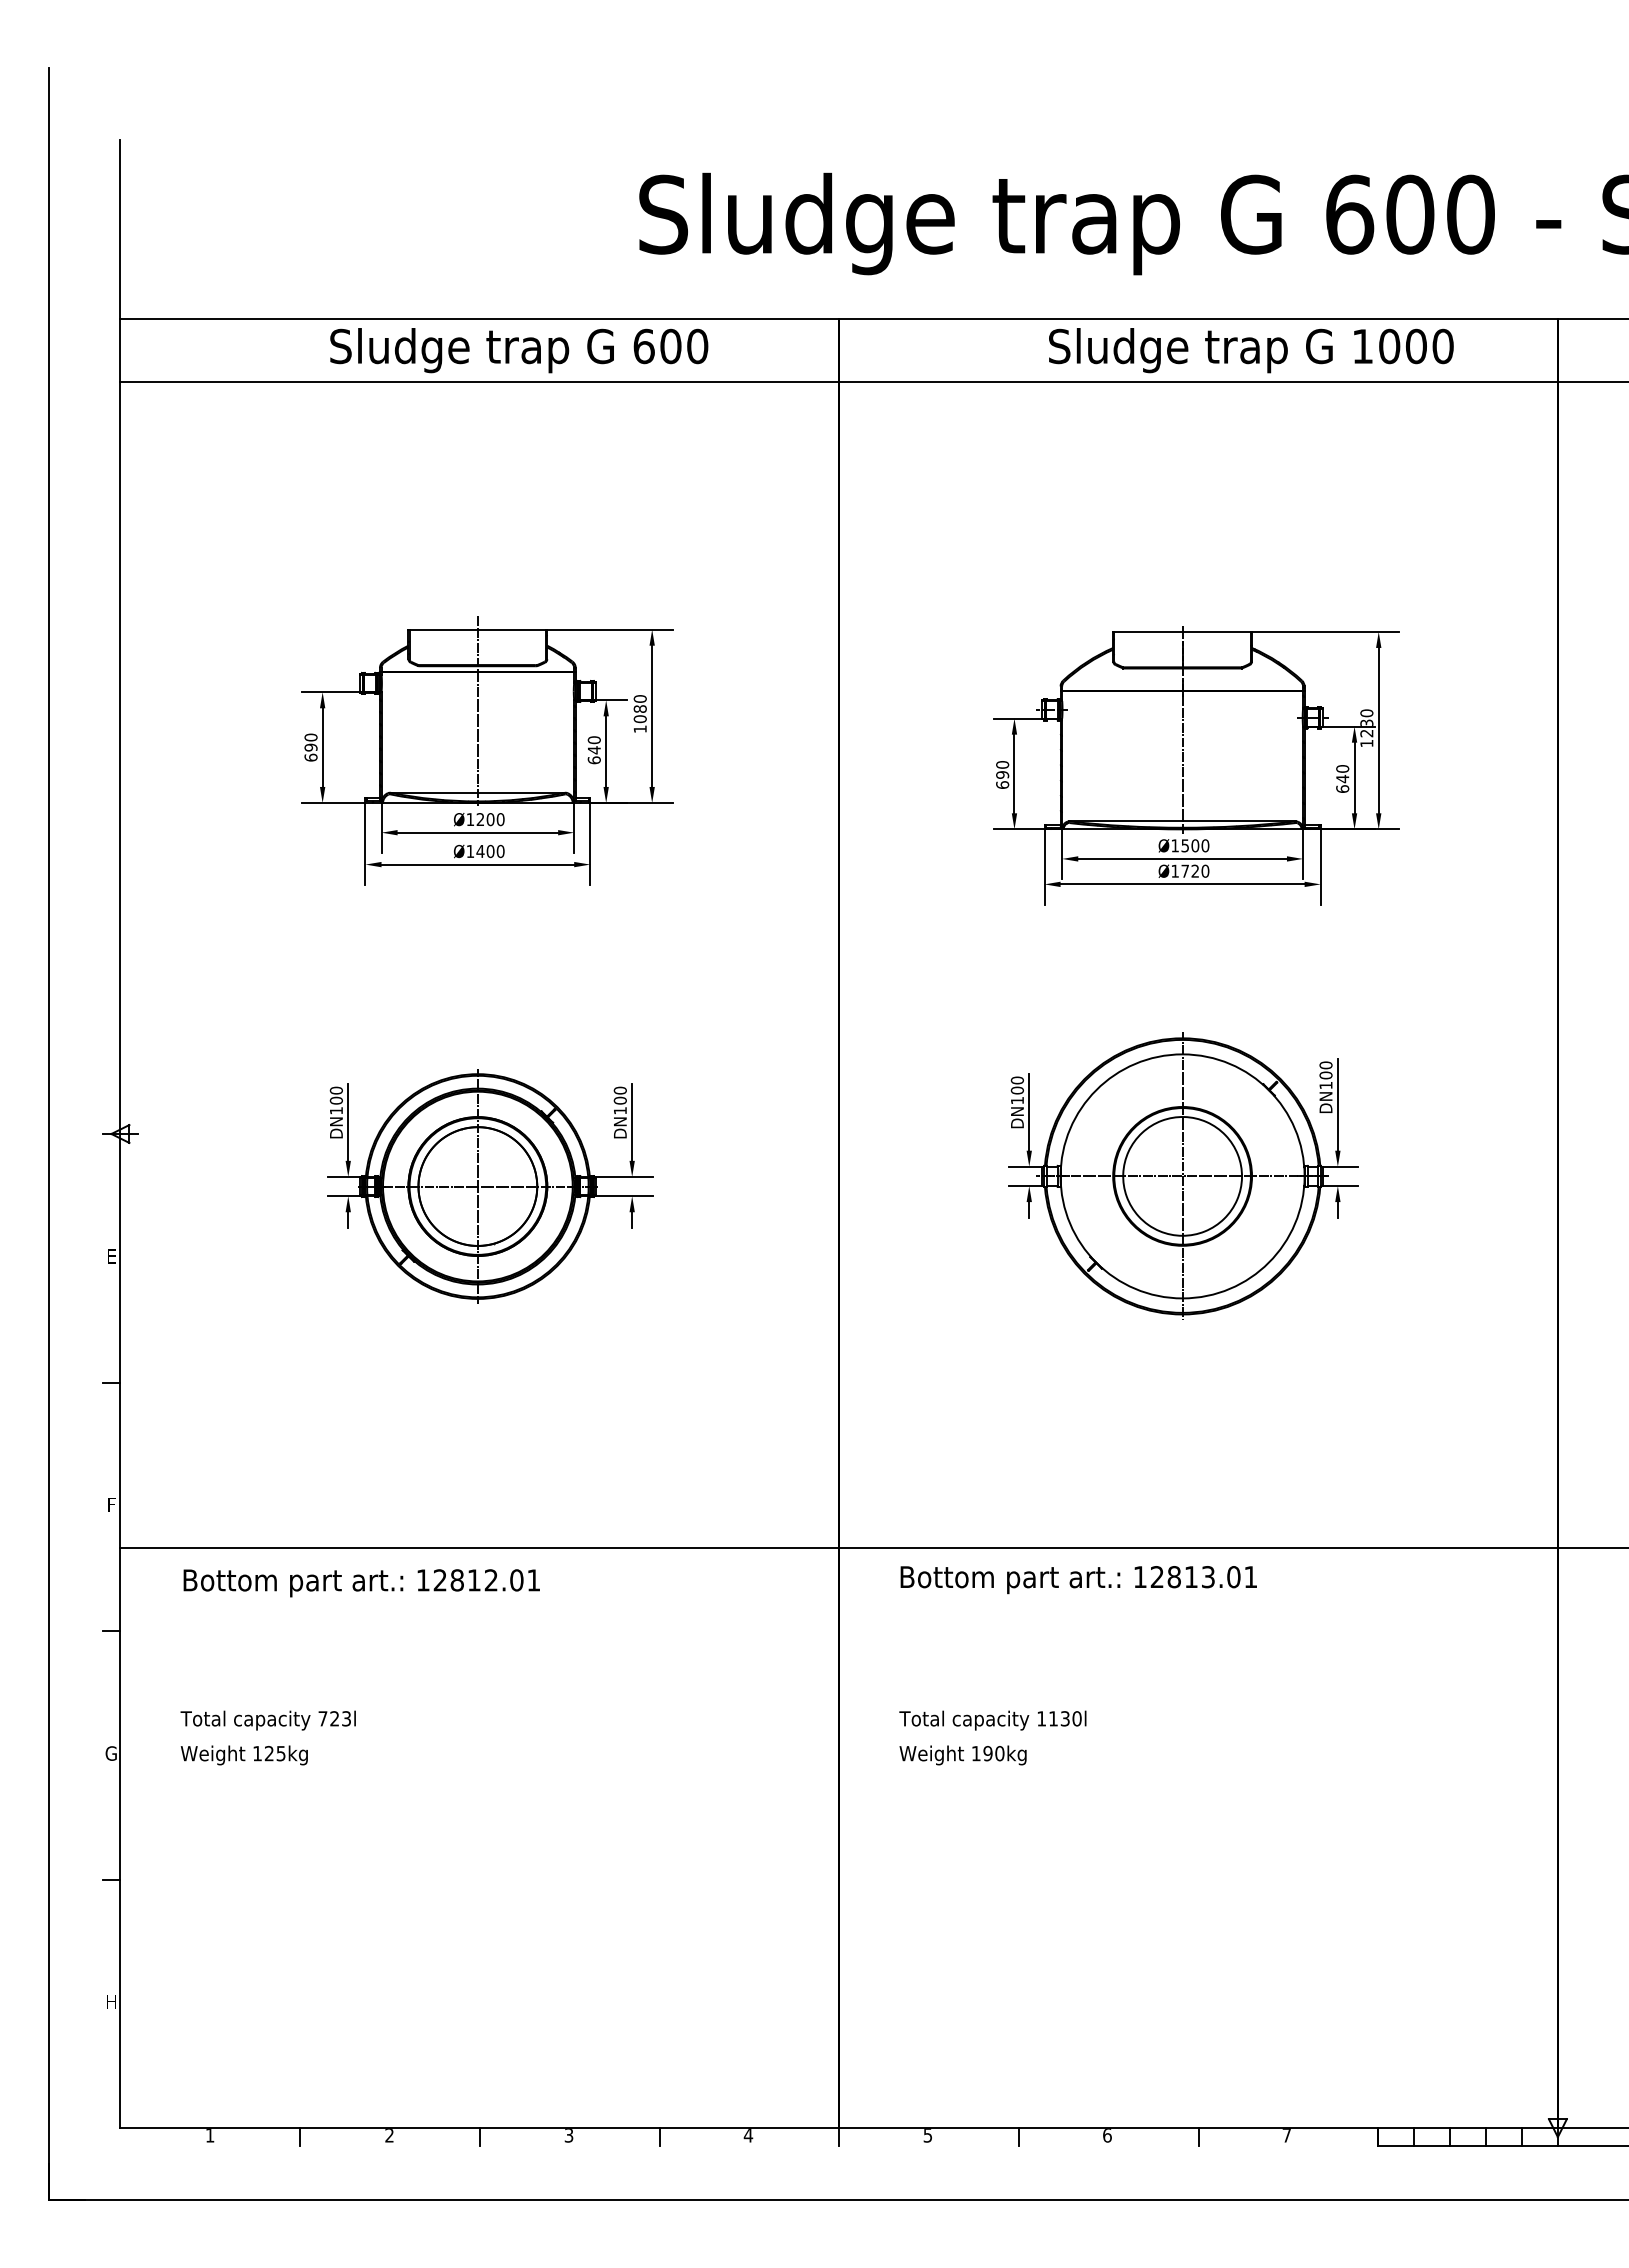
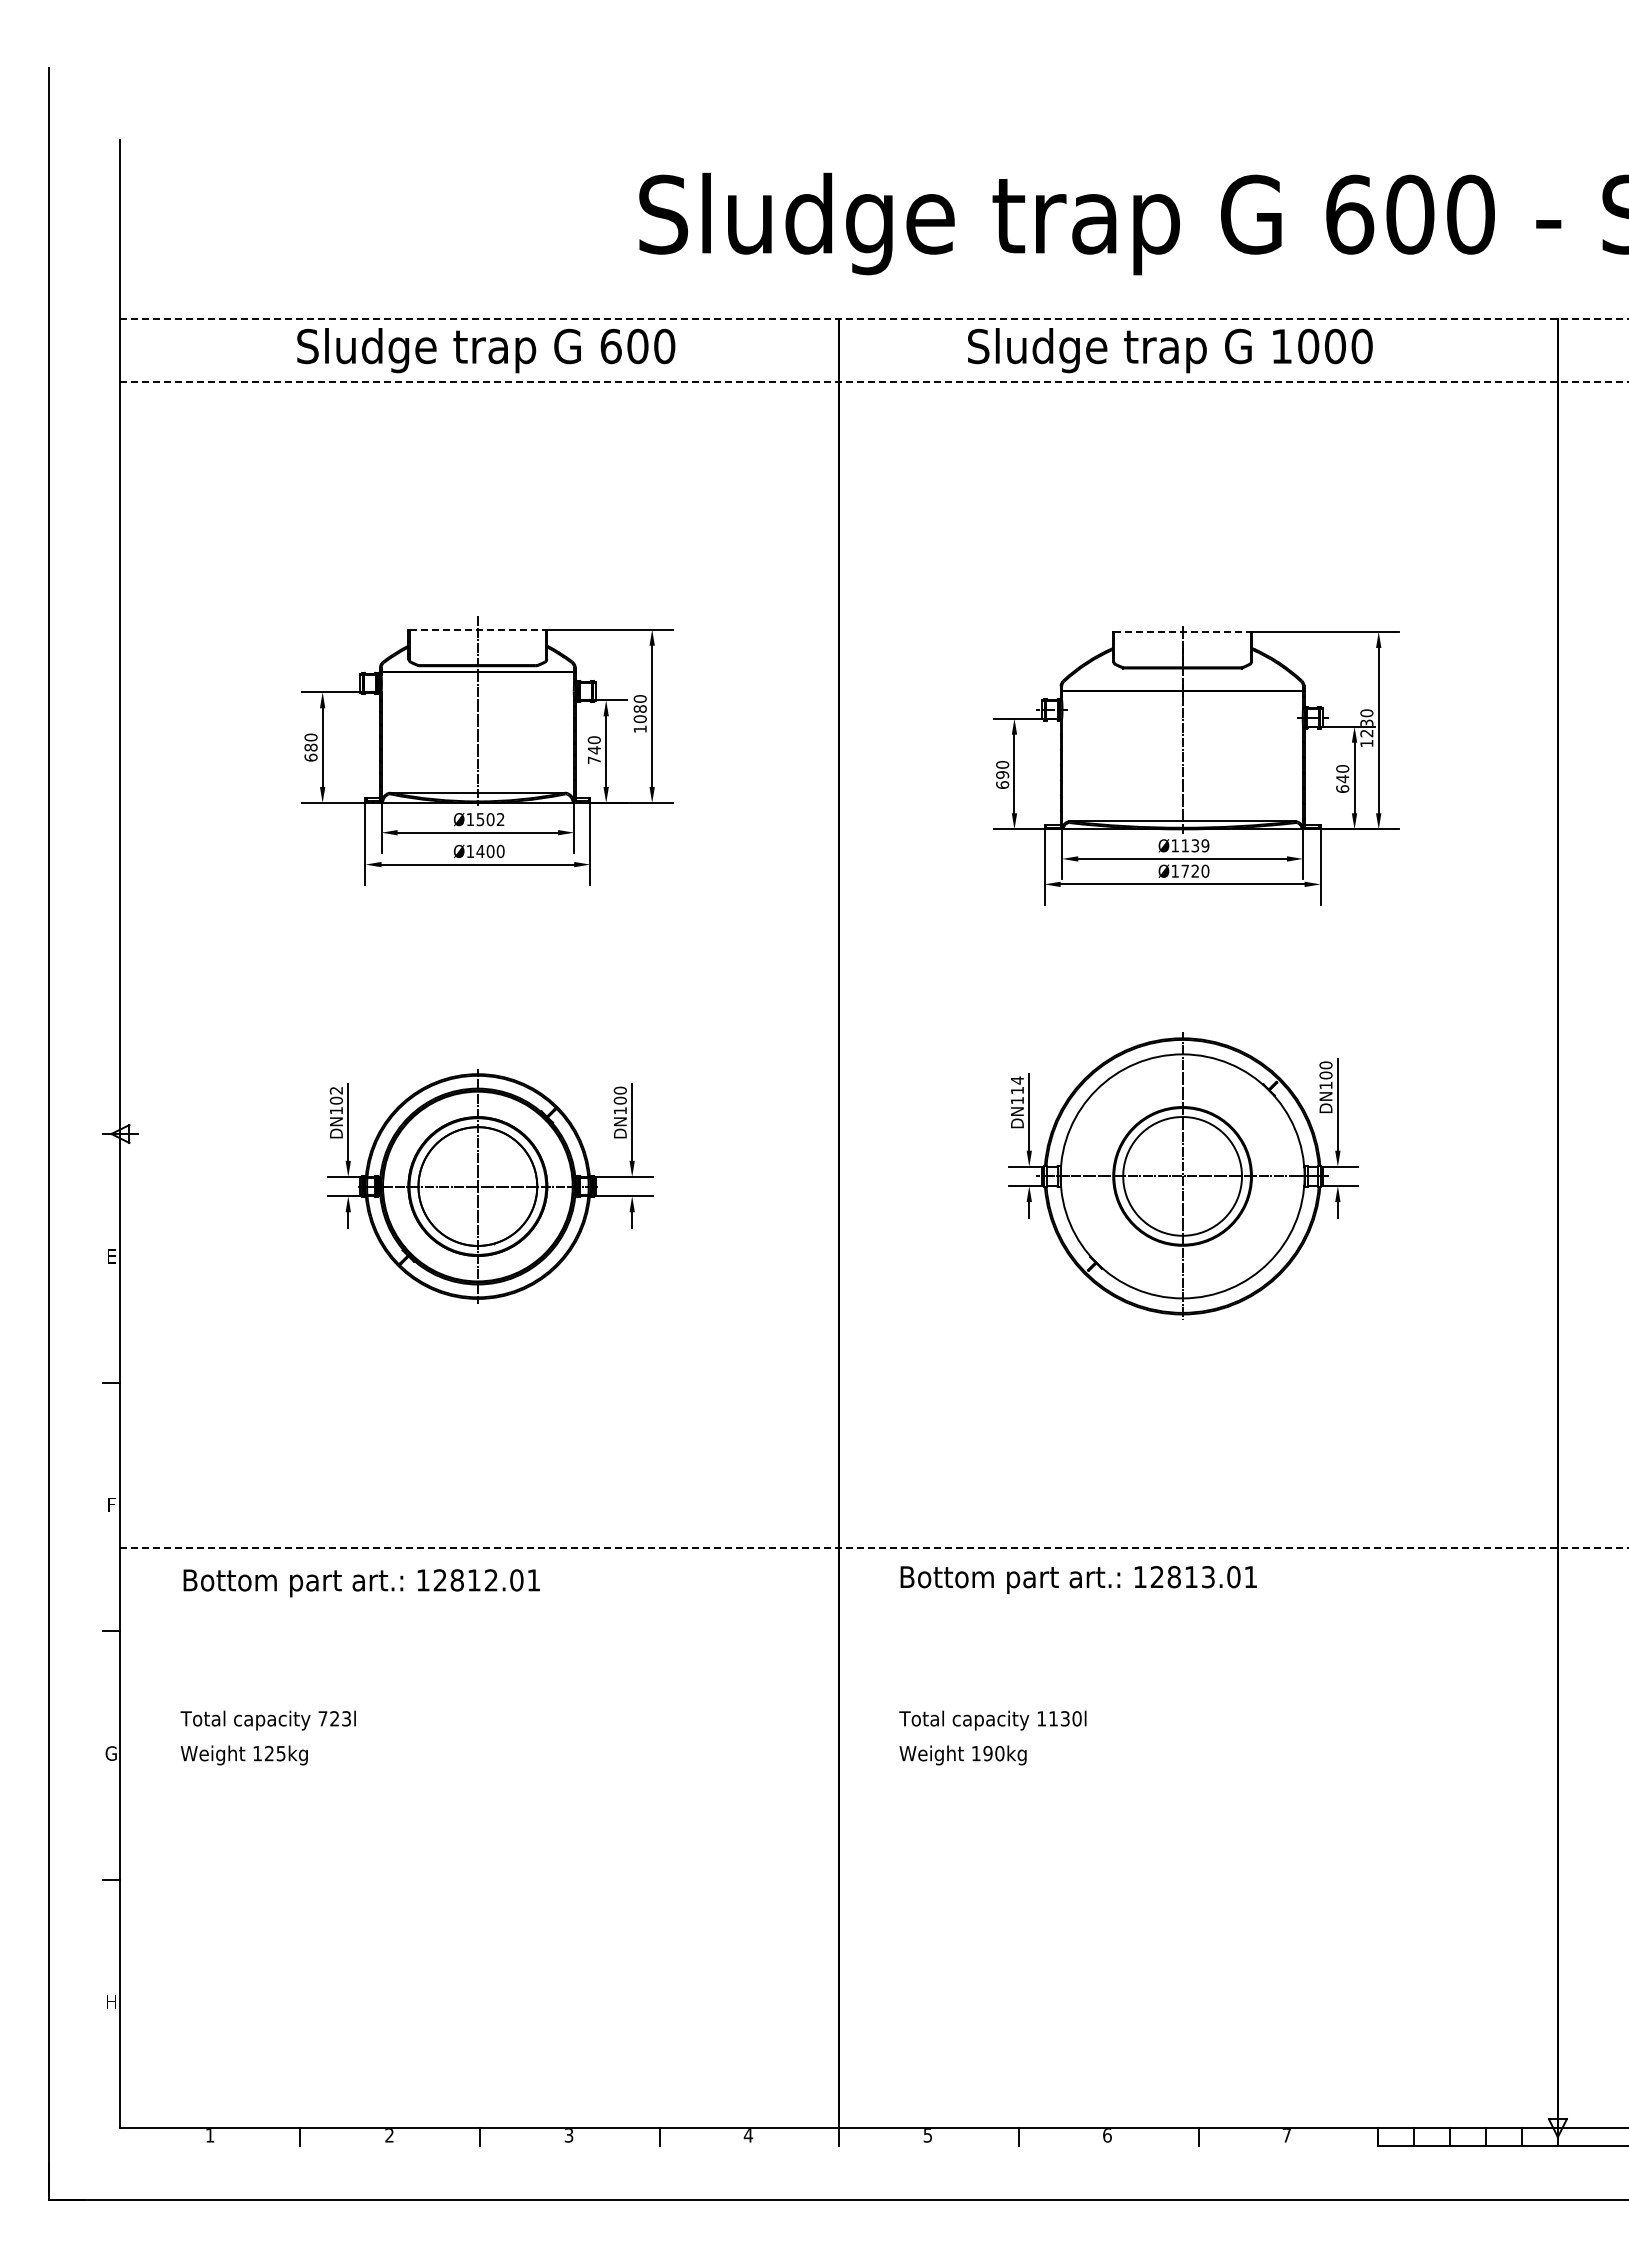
line: solid -> dashed (874, 319)
text position: (519, 350) -> (486, 350) (486, 350)
text position: (1251, 350) -> (1170, 350) (1170, 350)
line: solid -> dashed (874, 382)
line: solid -> dashed (478, 629)
line: solid -> dashed (1183, 631)
text: 690 -> 680 (310, 747)
text: 640 -> 740 (593, 760)
text: Ø1200 -> Ø1502 (490, 819)
text: Ø1500 -> Ø1139 (1195, 845)
text: DN100 -> DN114 (1016, 1085)
text: DN100 -> DN102 (335, 1090)
line: solid -> dashed (874, 1548)
